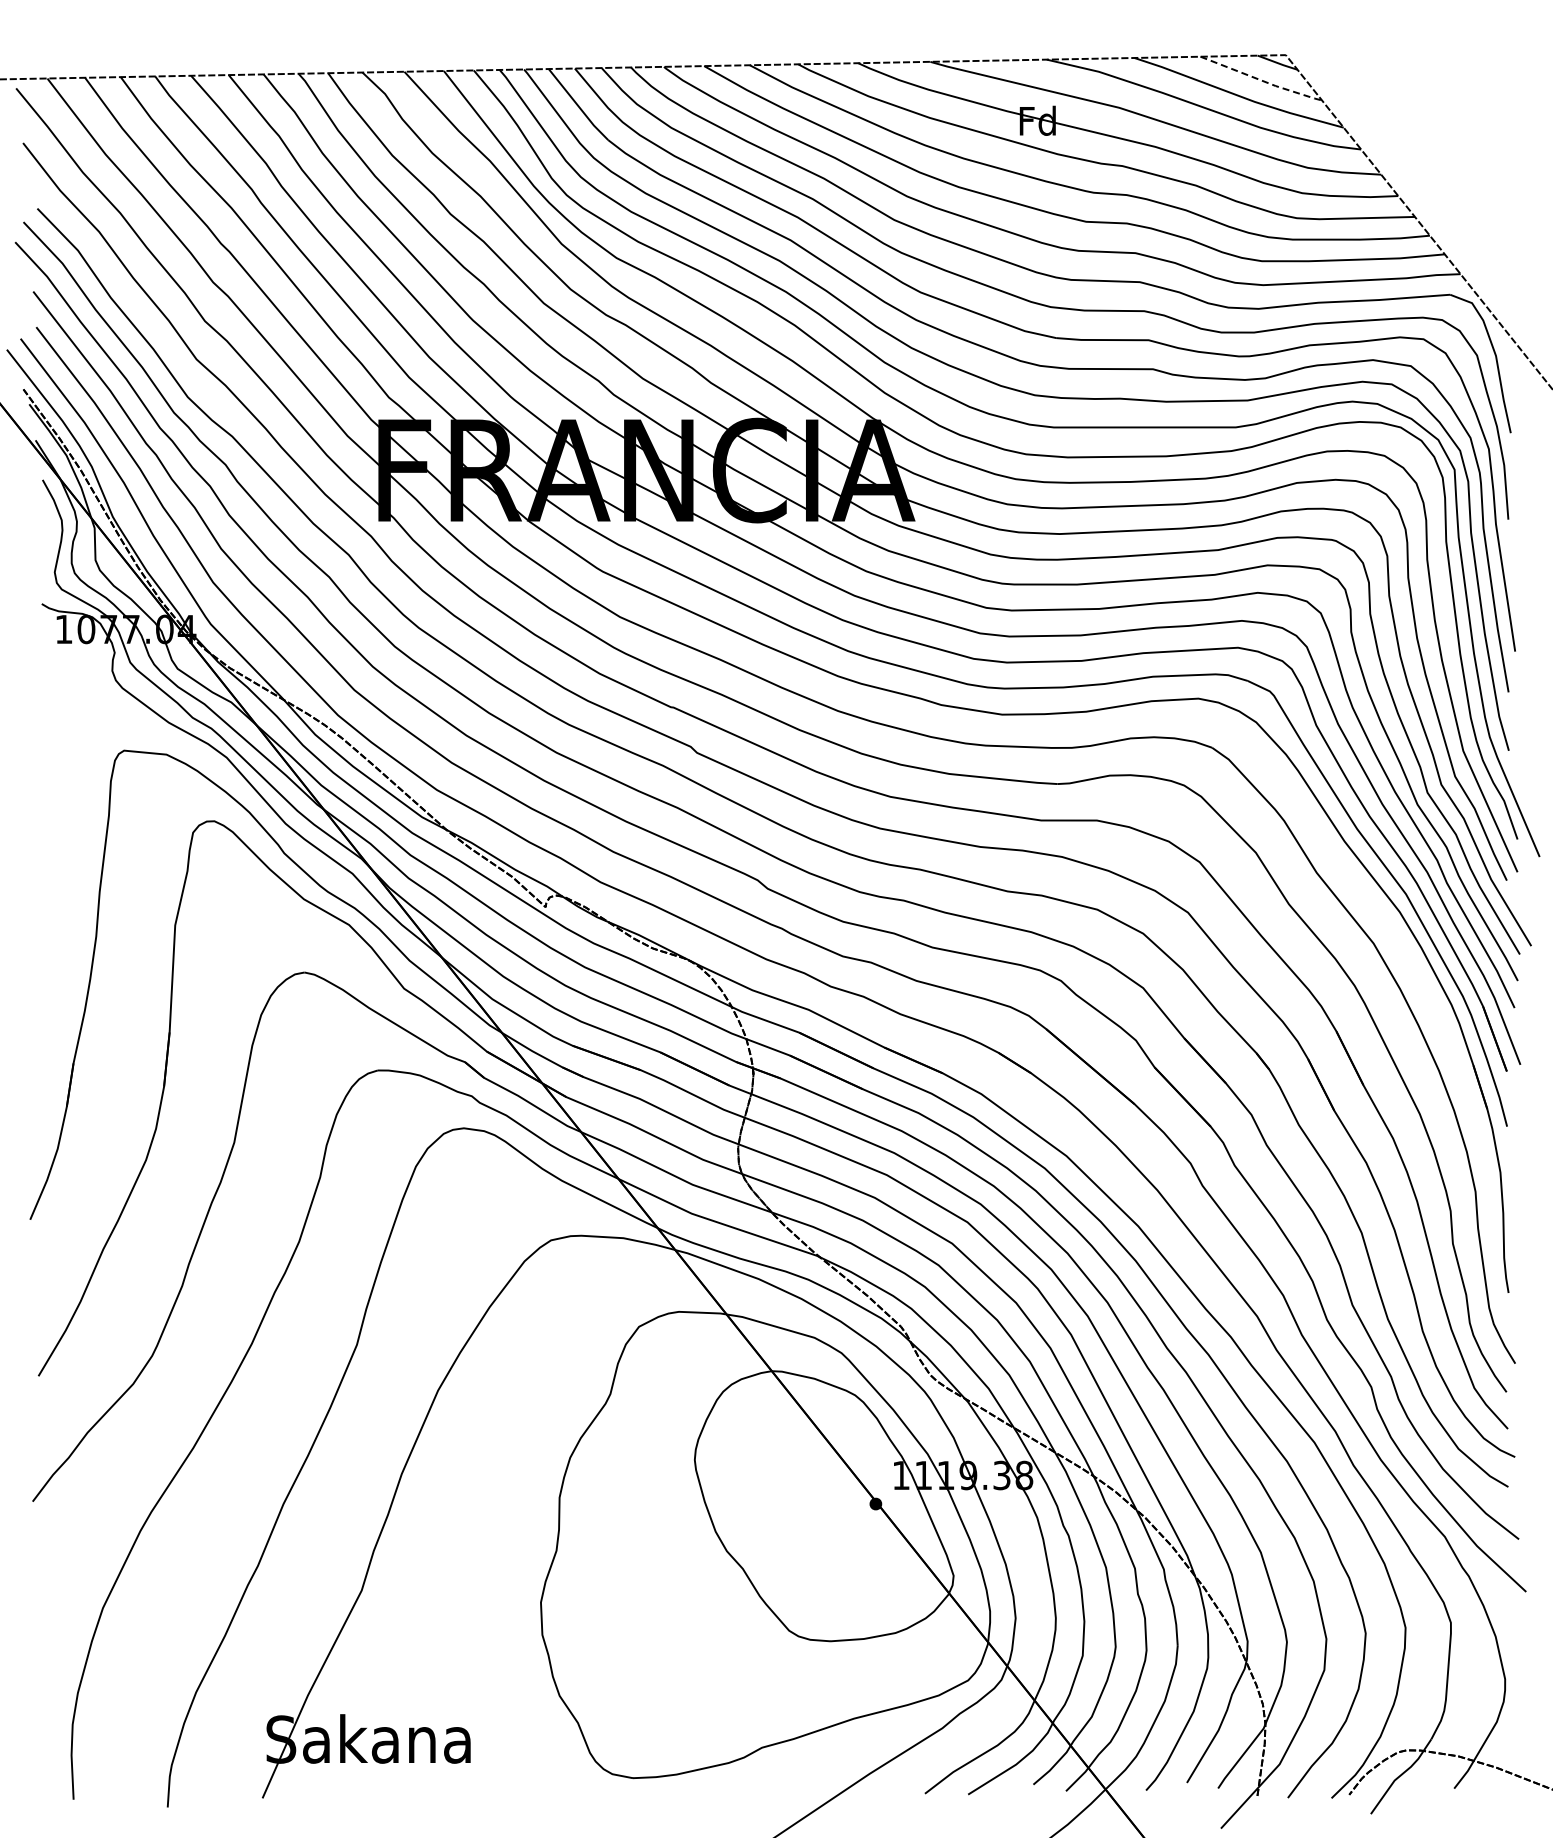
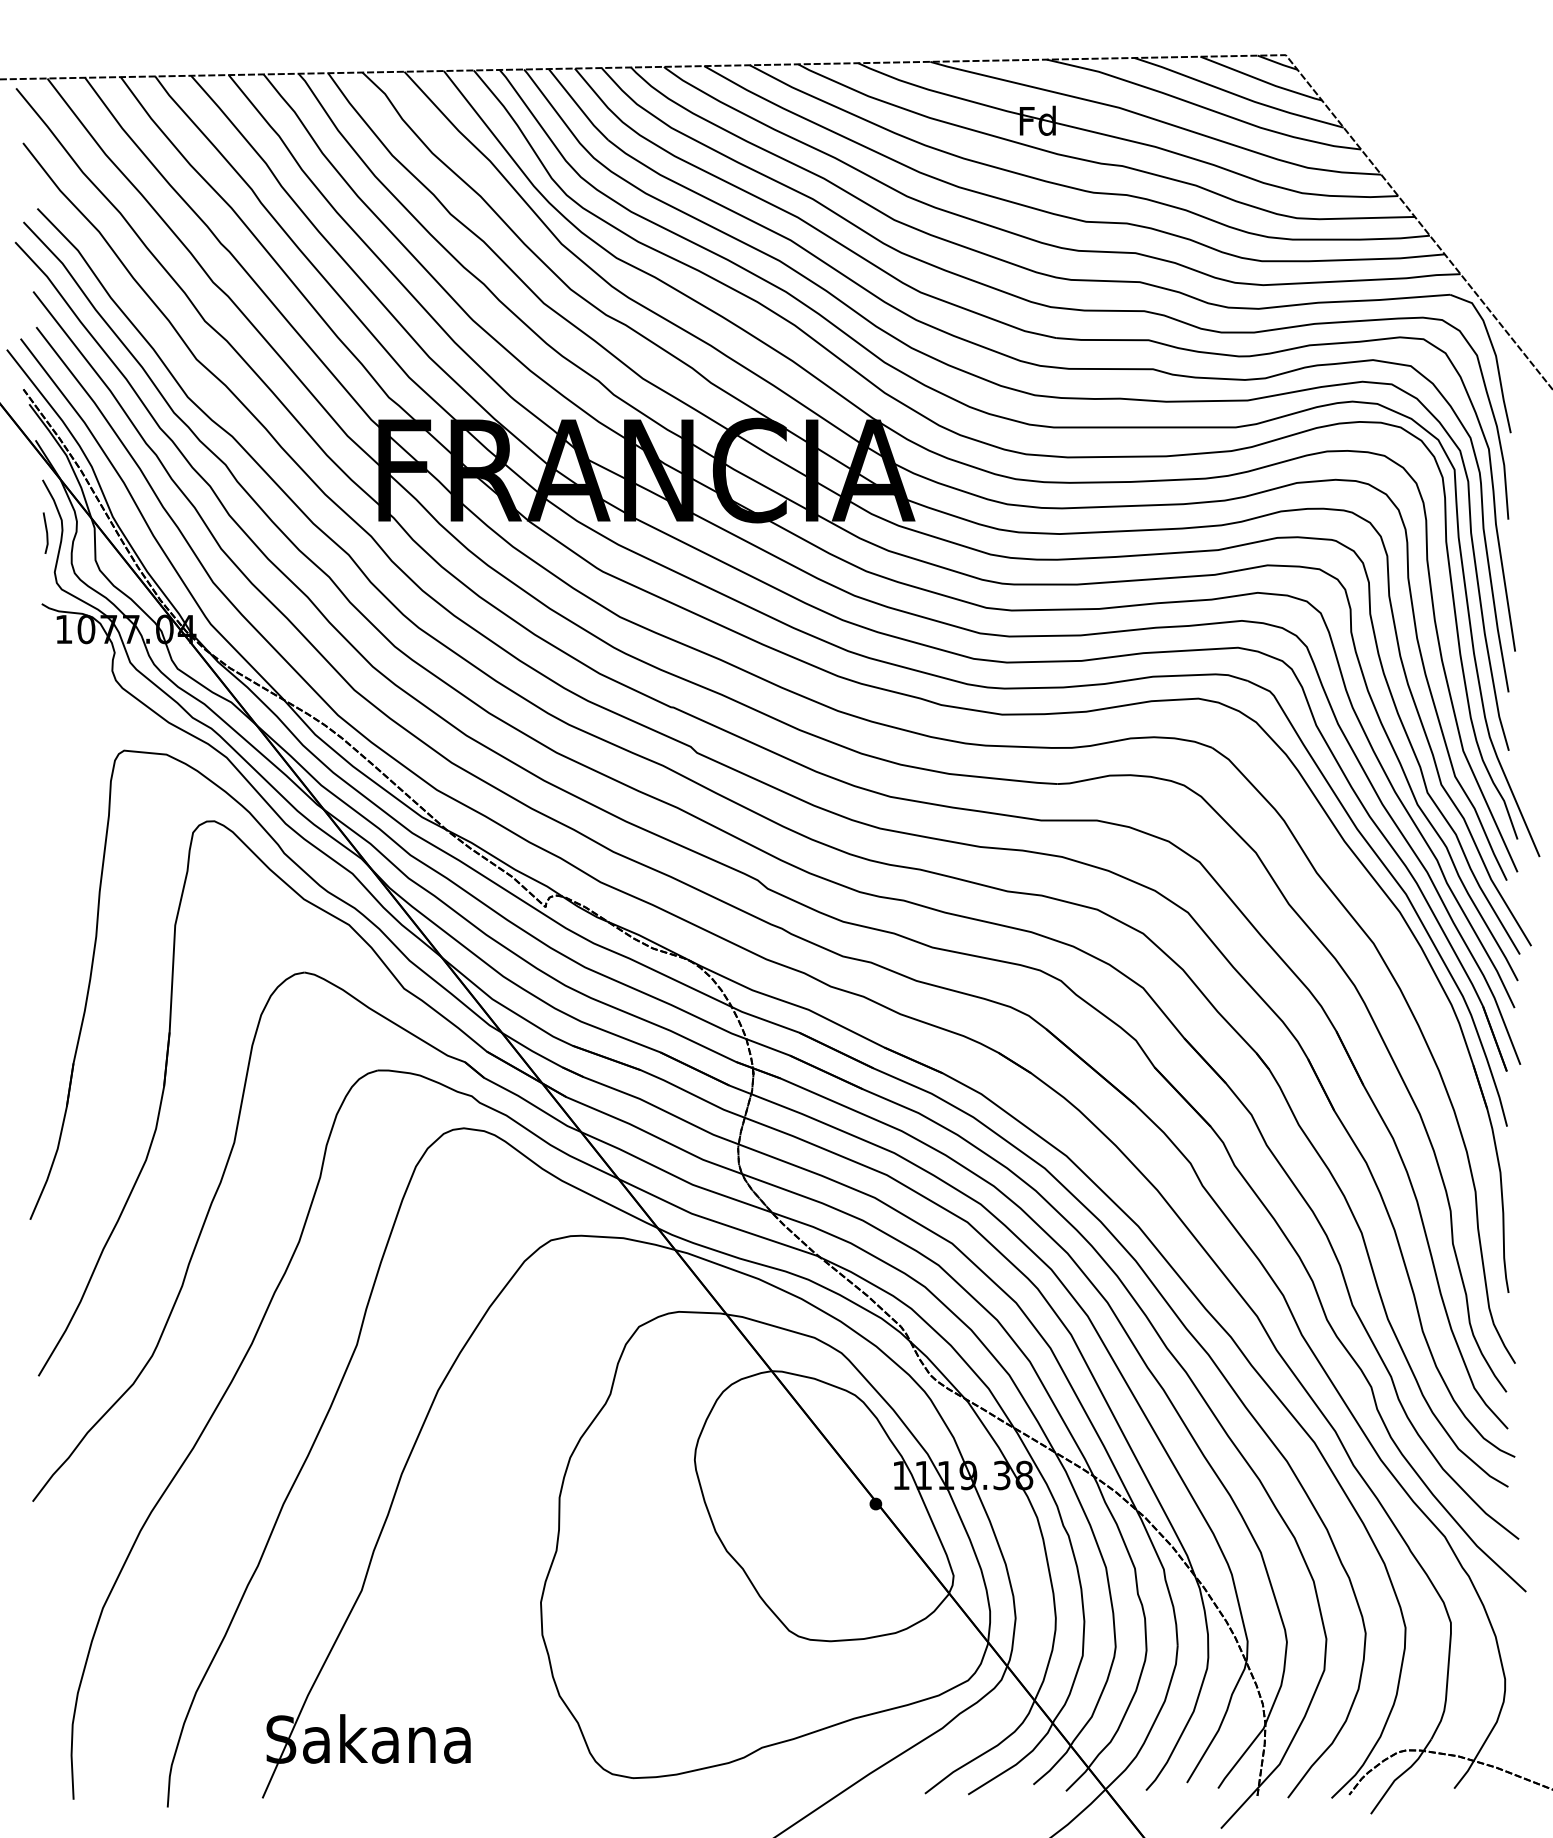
line: dashed -> solid (1261, 80)
line: none -> present (46, 532)
